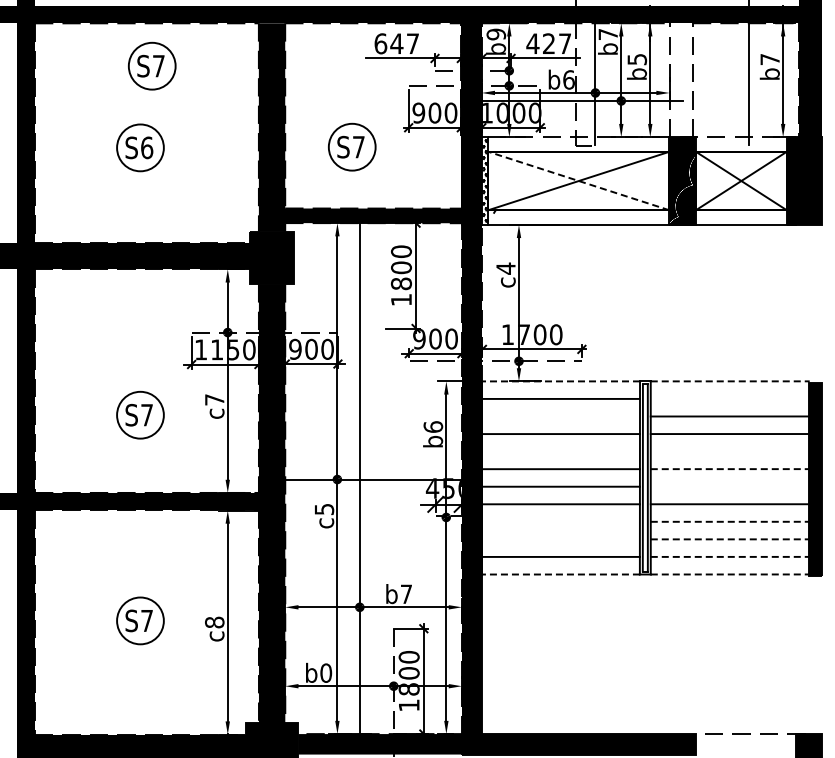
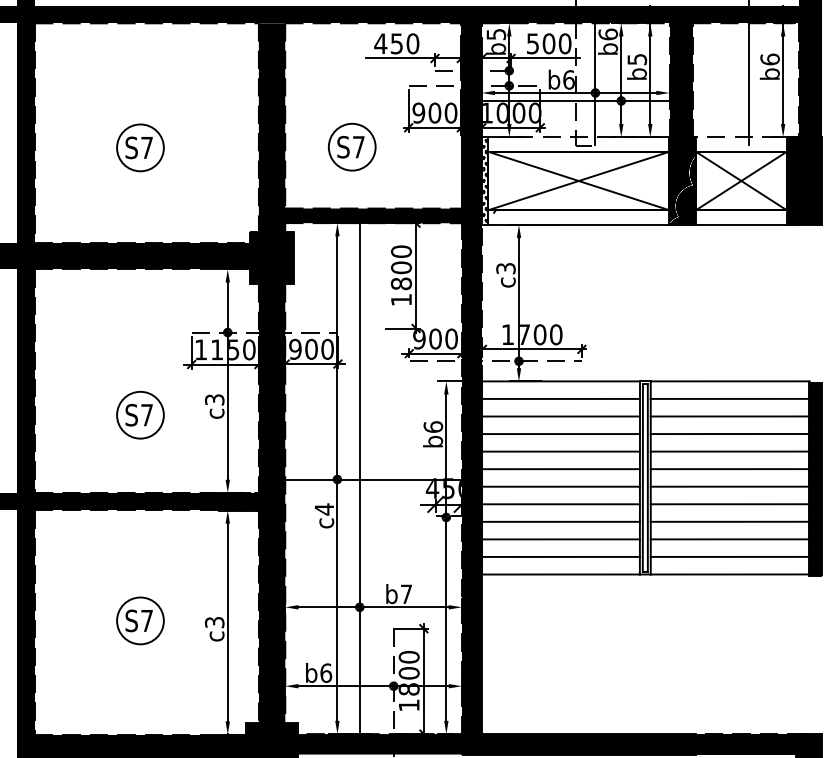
text: b9 -> b5 (495, 34)
text: b7 -> b6 (608, 34)
text: 647 -> 450 (396, 43)
text: 427 -> 500 (548, 43)
text: b7 -> b6 (769, 59)
part: present -> none (152, 65)
fill: none -> present (680, 80)
text: S6 -> S7 (147, 147)
line: dashed -> solid (578, 180)
text: c4 -> c3 (505, 268)
line: dashed -> solid (561, 381)
line: dashed -> solid (730, 381)
line: none -> present (729, 398)
text: c7 -> c3 (214, 399)
line: none -> present (560, 416)
line: none -> present (560, 451)
line: none -> present (729, 451)
line: dashed -> solid (730, 469)
line: none -> present (729, 486)
text: c5 -> c4 (324, 509)
line: none -> present (560, 521)
line: dashed -> solid (730, 521)
line: none -> present (560, 539)
line: dashed -> solid (730, 539)
line: dashed -> solid (730, 556)
line: dashed -> solid (560, 574)
line: dashed -> solid (730, 574)
text: c8 -> c3 (214, 622)
text: b0 -> b6 (326, 672)
fill: none -> present (745, 744)
